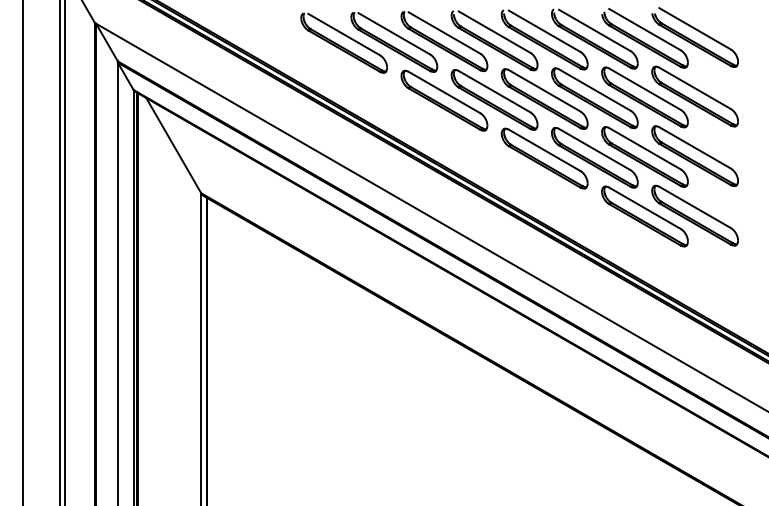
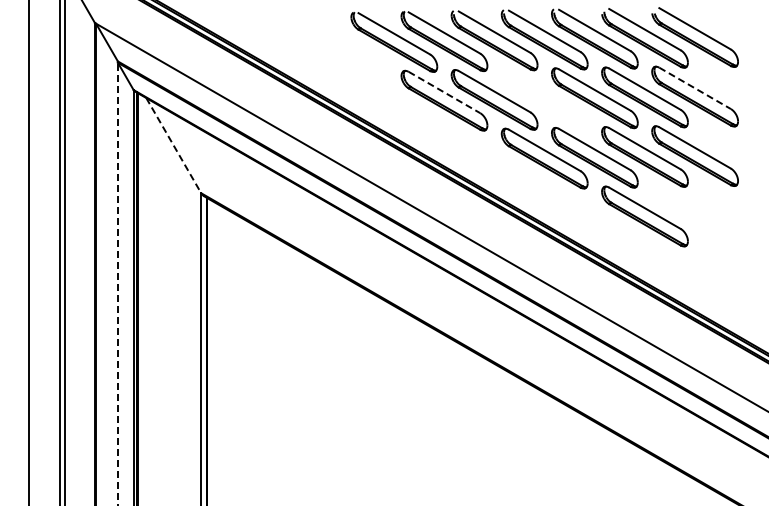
part: present -> none (343, 42)
line: solid -> dashed (695, 88)
line: solid -> dashed (444, 92)
part: present -> none (544, 98)
line: solid -> dashed (173, 145)
part: present -> none (694, 215)
line position: (23, 252) -> (29, 252) (29, 252)
line: solid -> dashed (117, 283)
